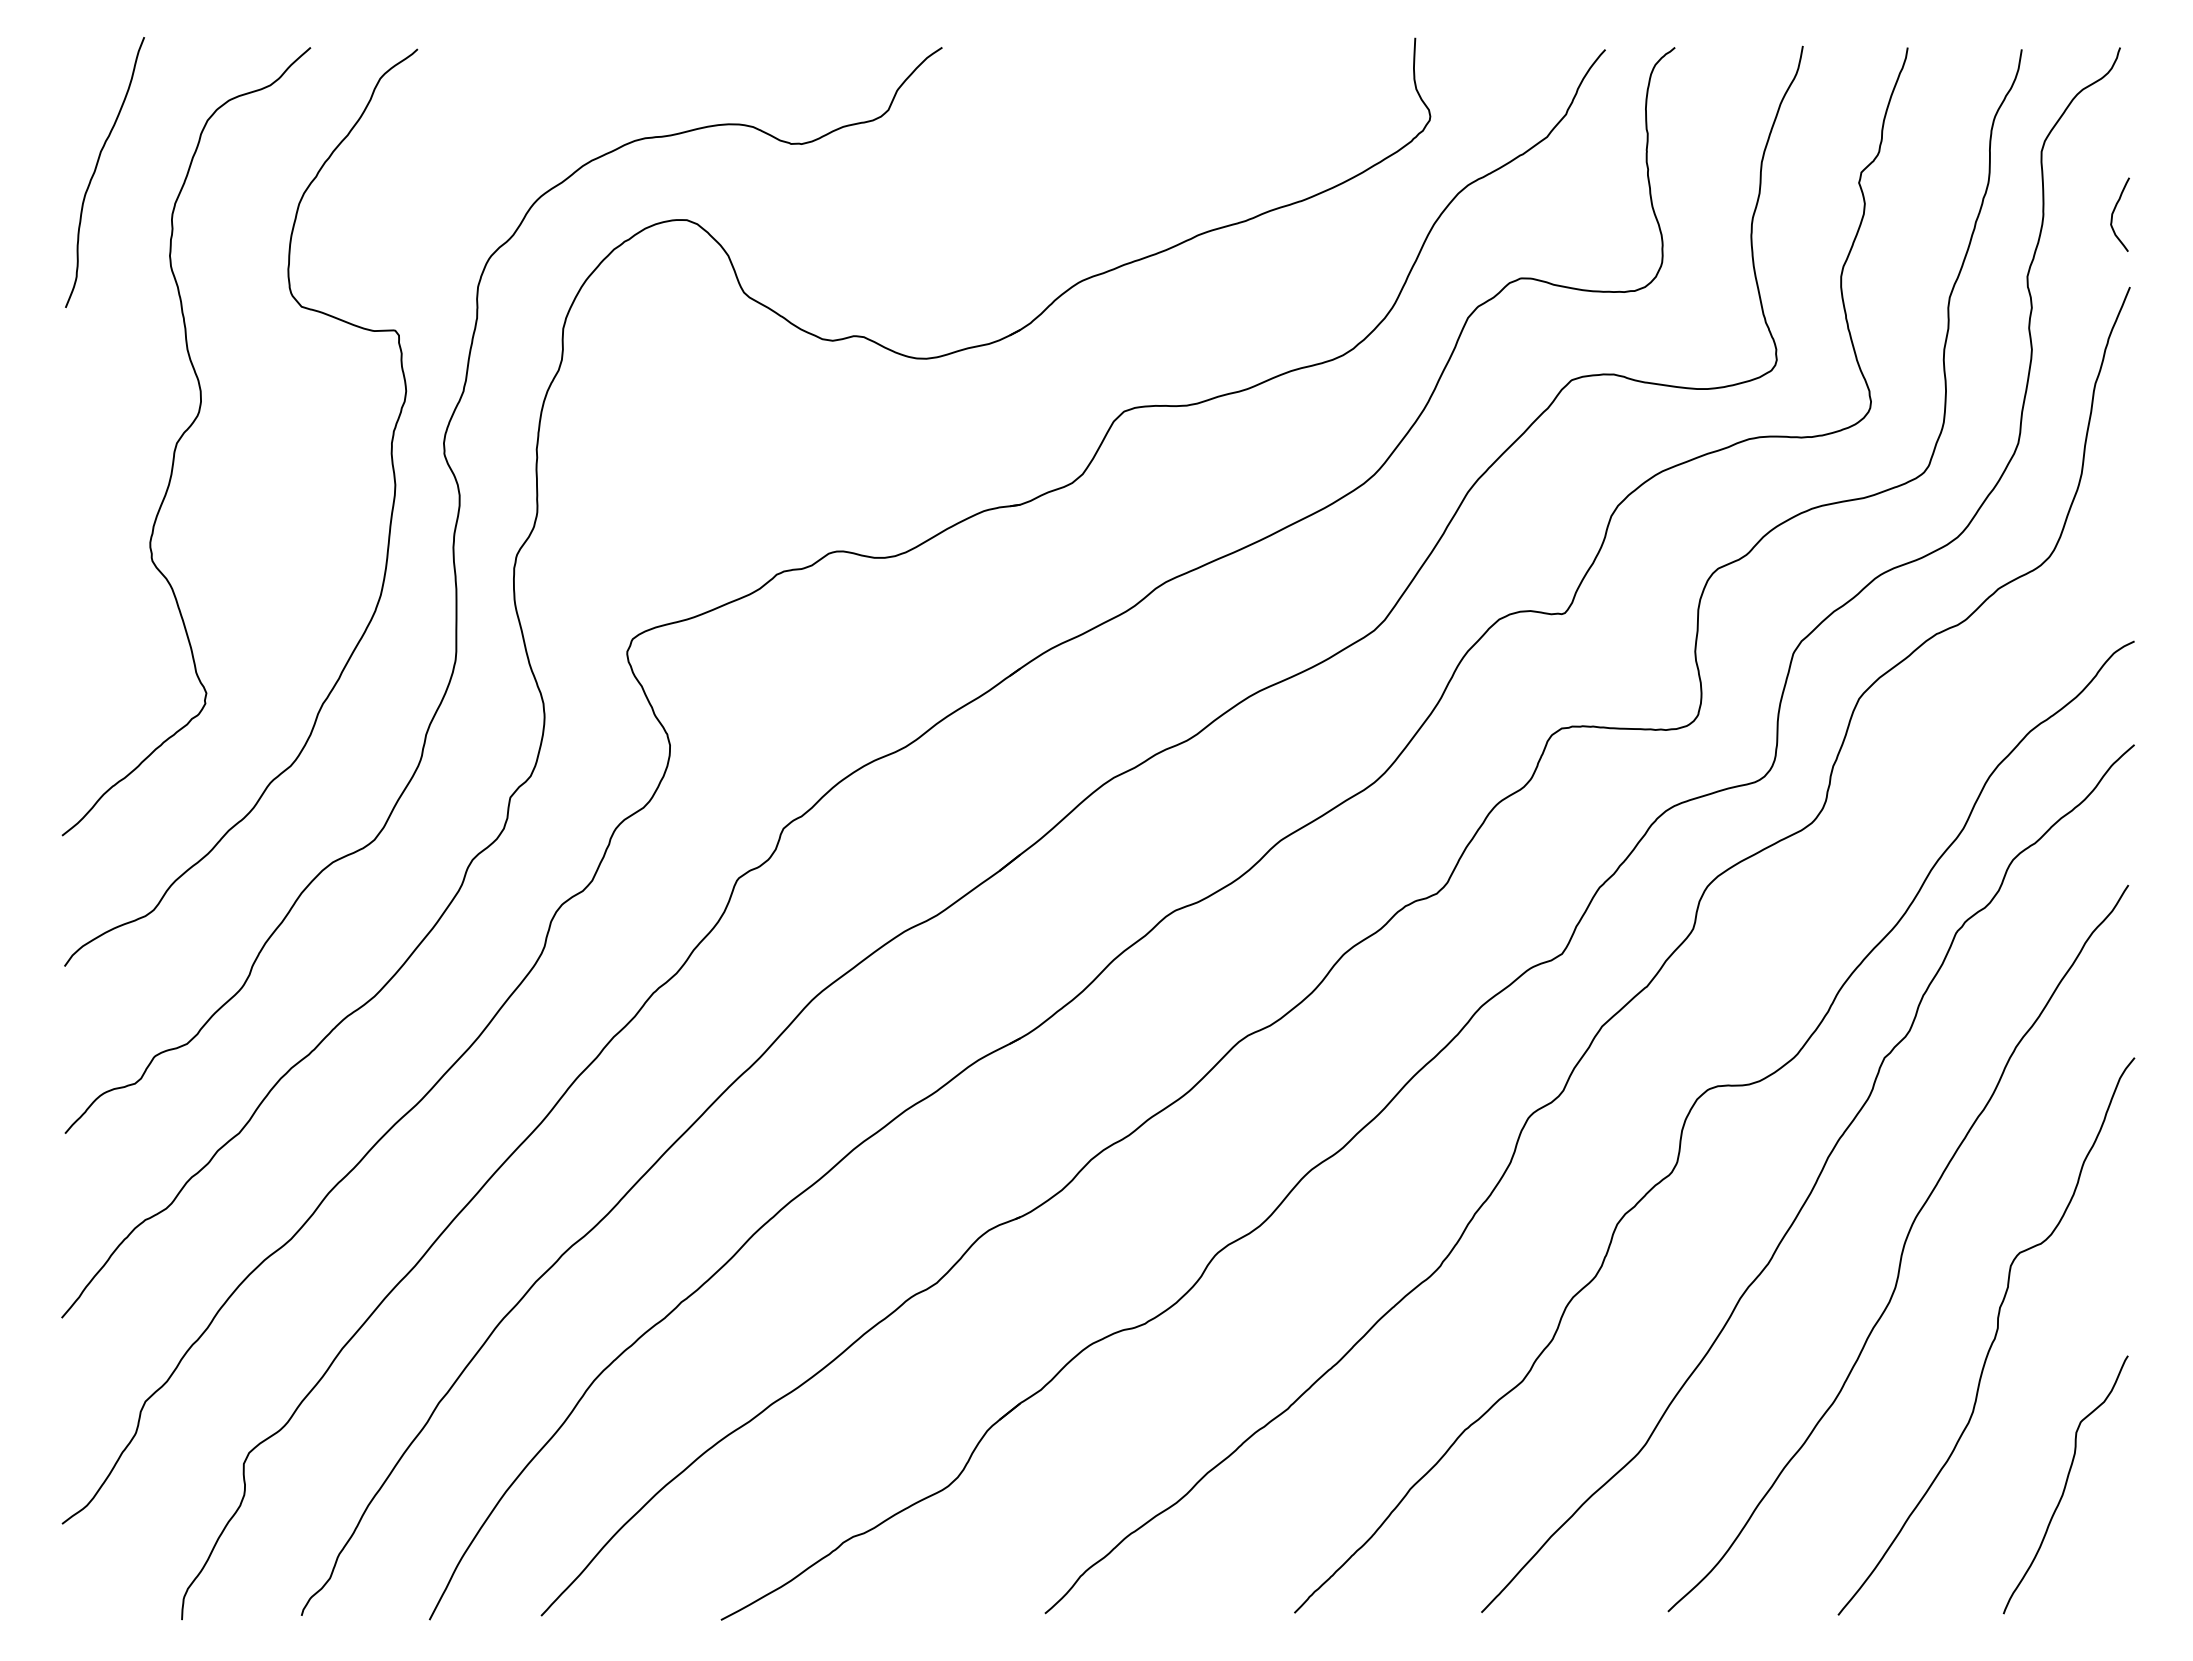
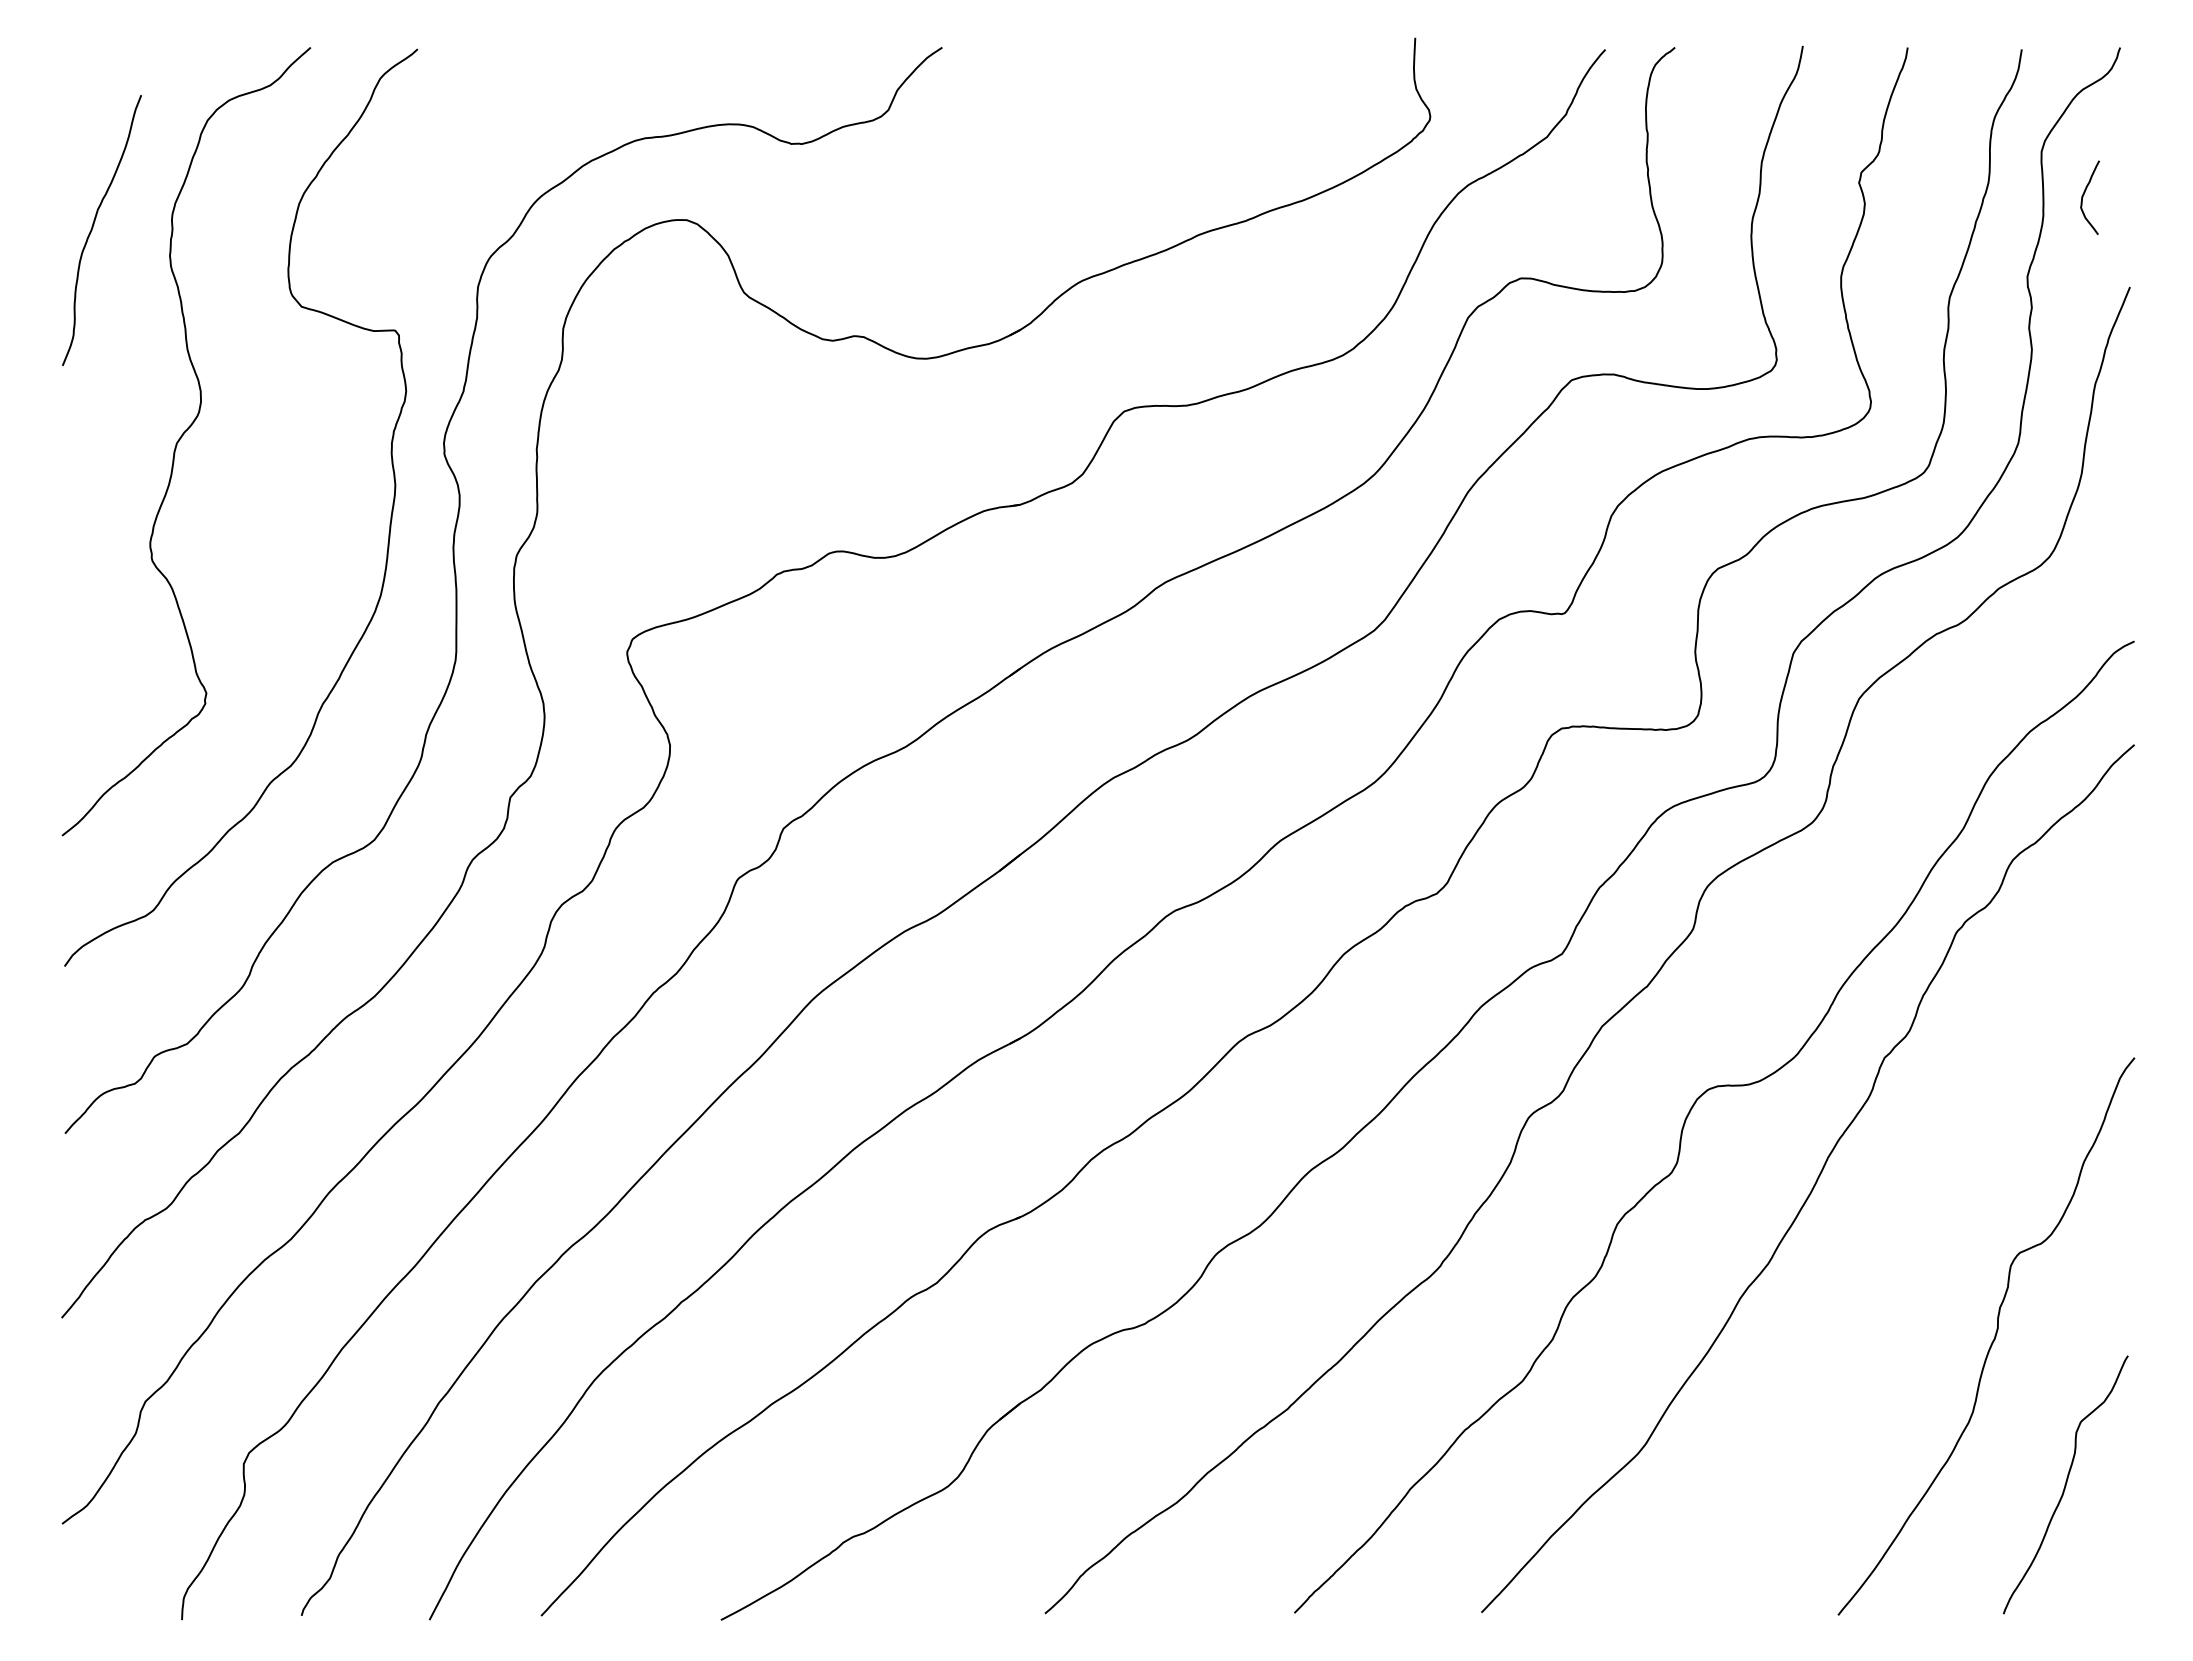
curve position: (96, 169) -> (93, 227) (93, 227)
curve position: (2114, 211) -> (2084, 194) (2084, 194)
curve: present -> none (1902, 1248)
